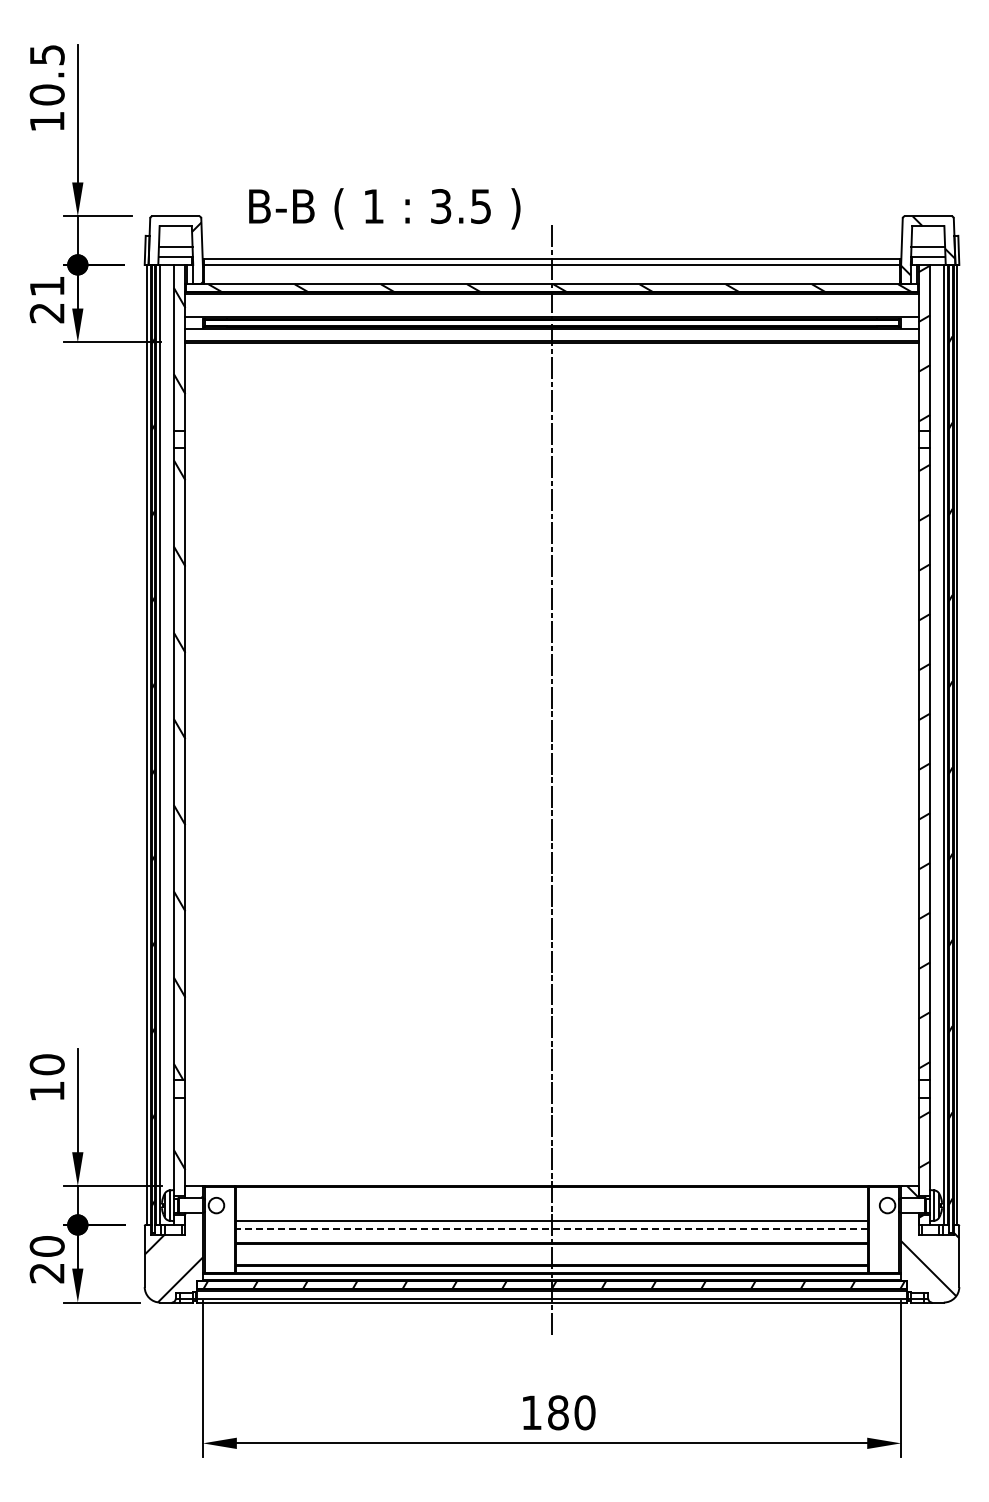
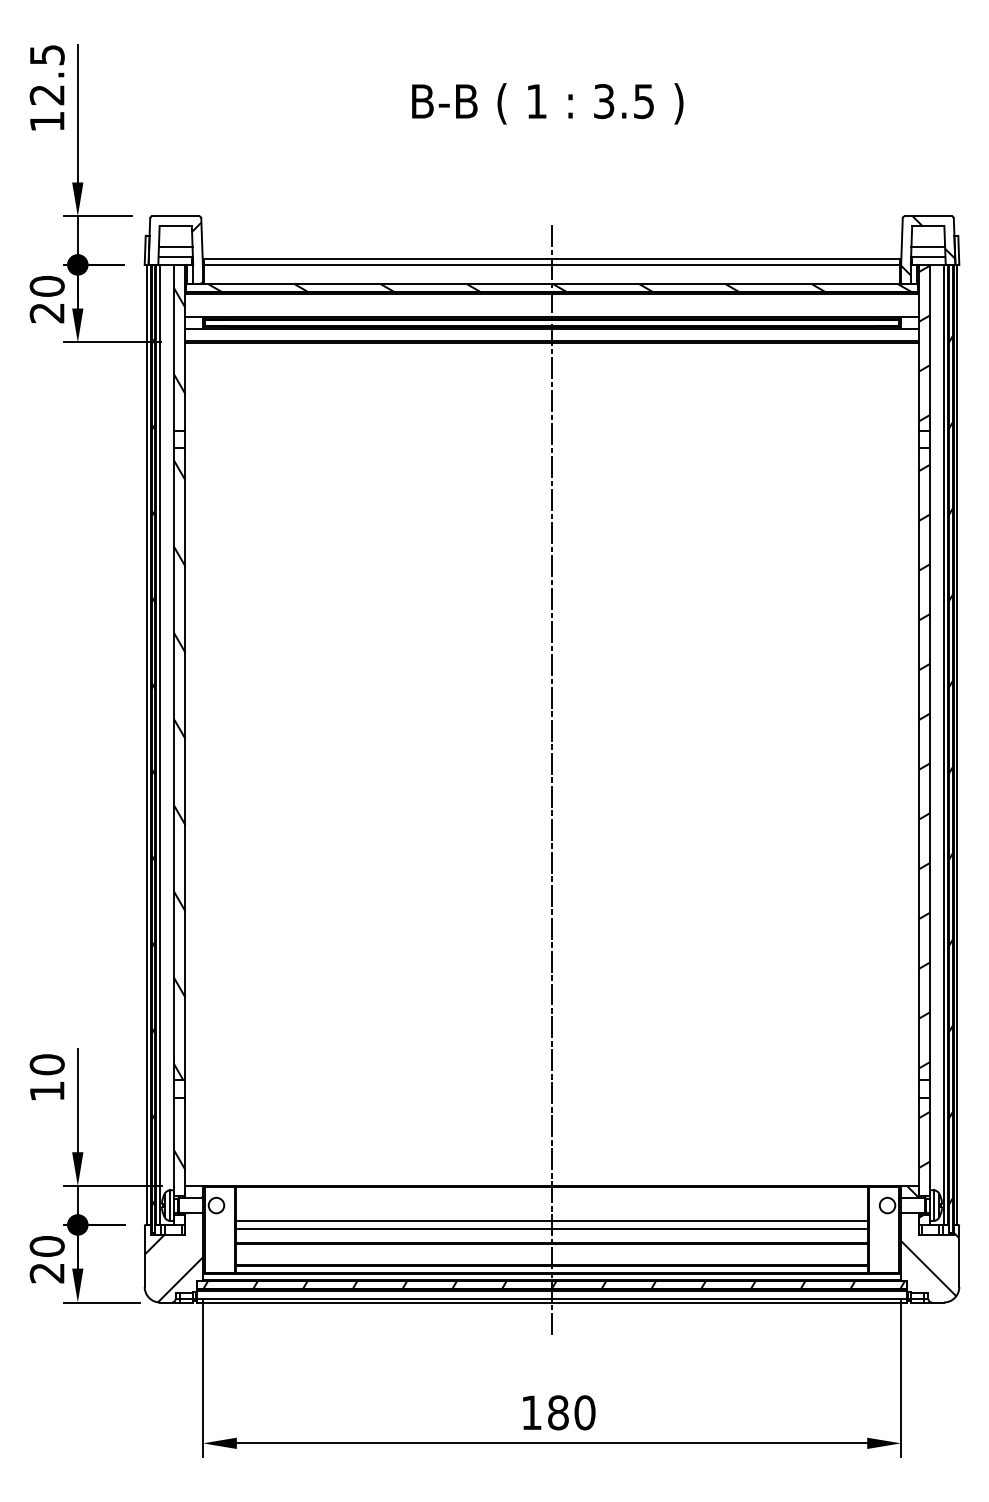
text: 10.5 -> 12.5 (46, 94)
text position: (384, 208) -> (547, 103) (547, 103)
text: 21 -> 20 (46, 285)
line: dashed -> solid (551, 1228)
